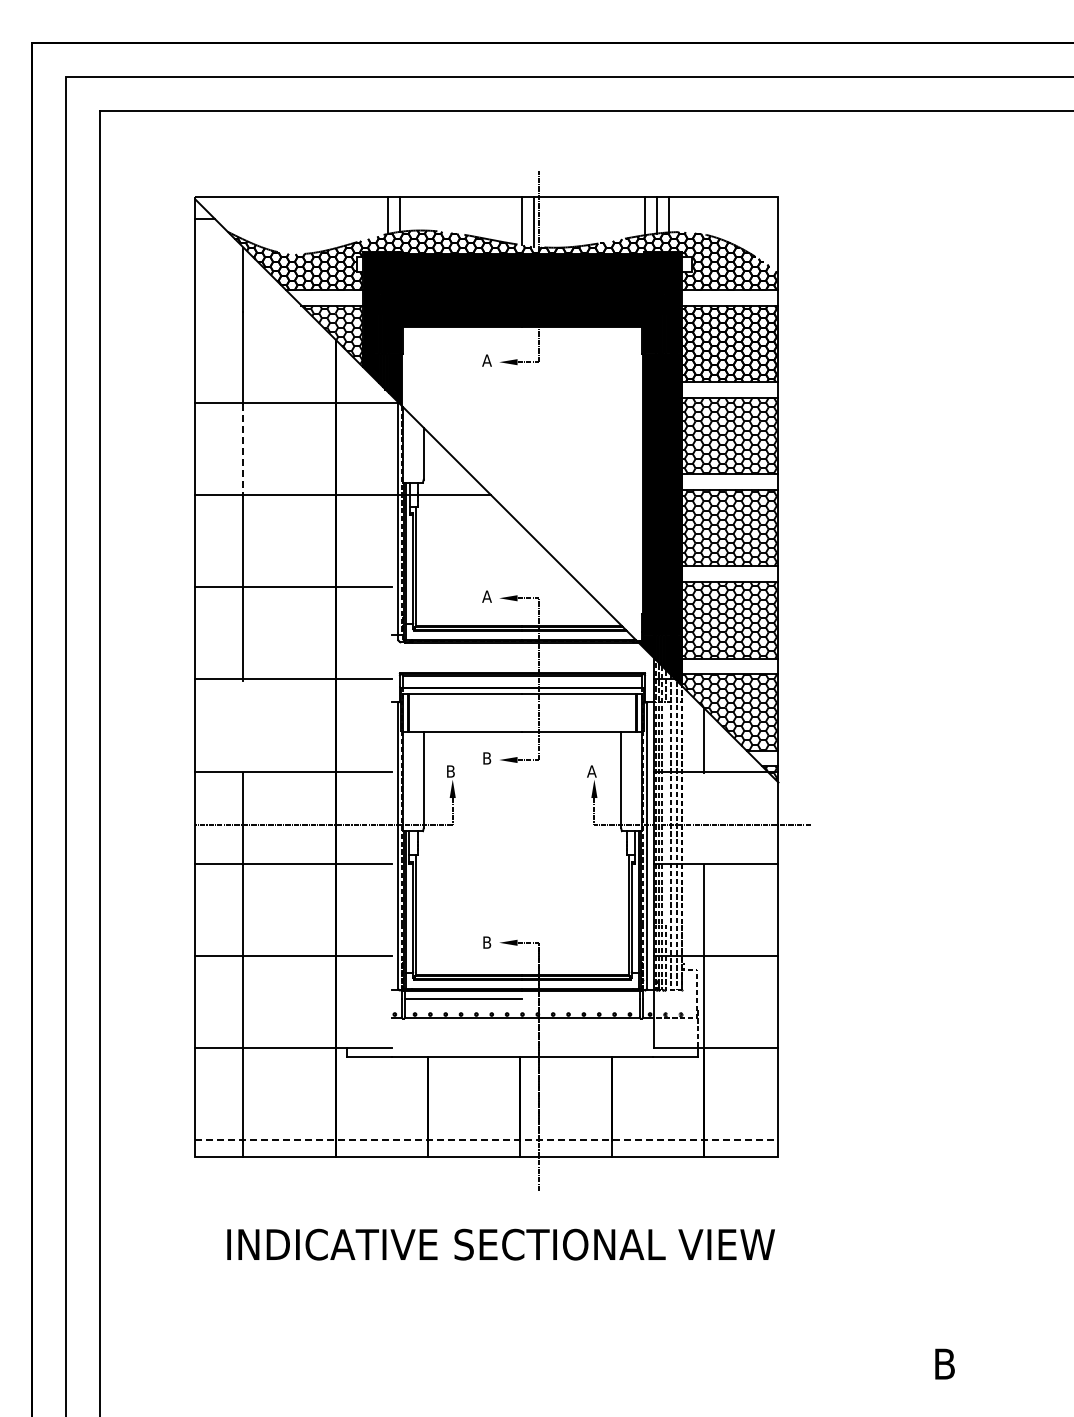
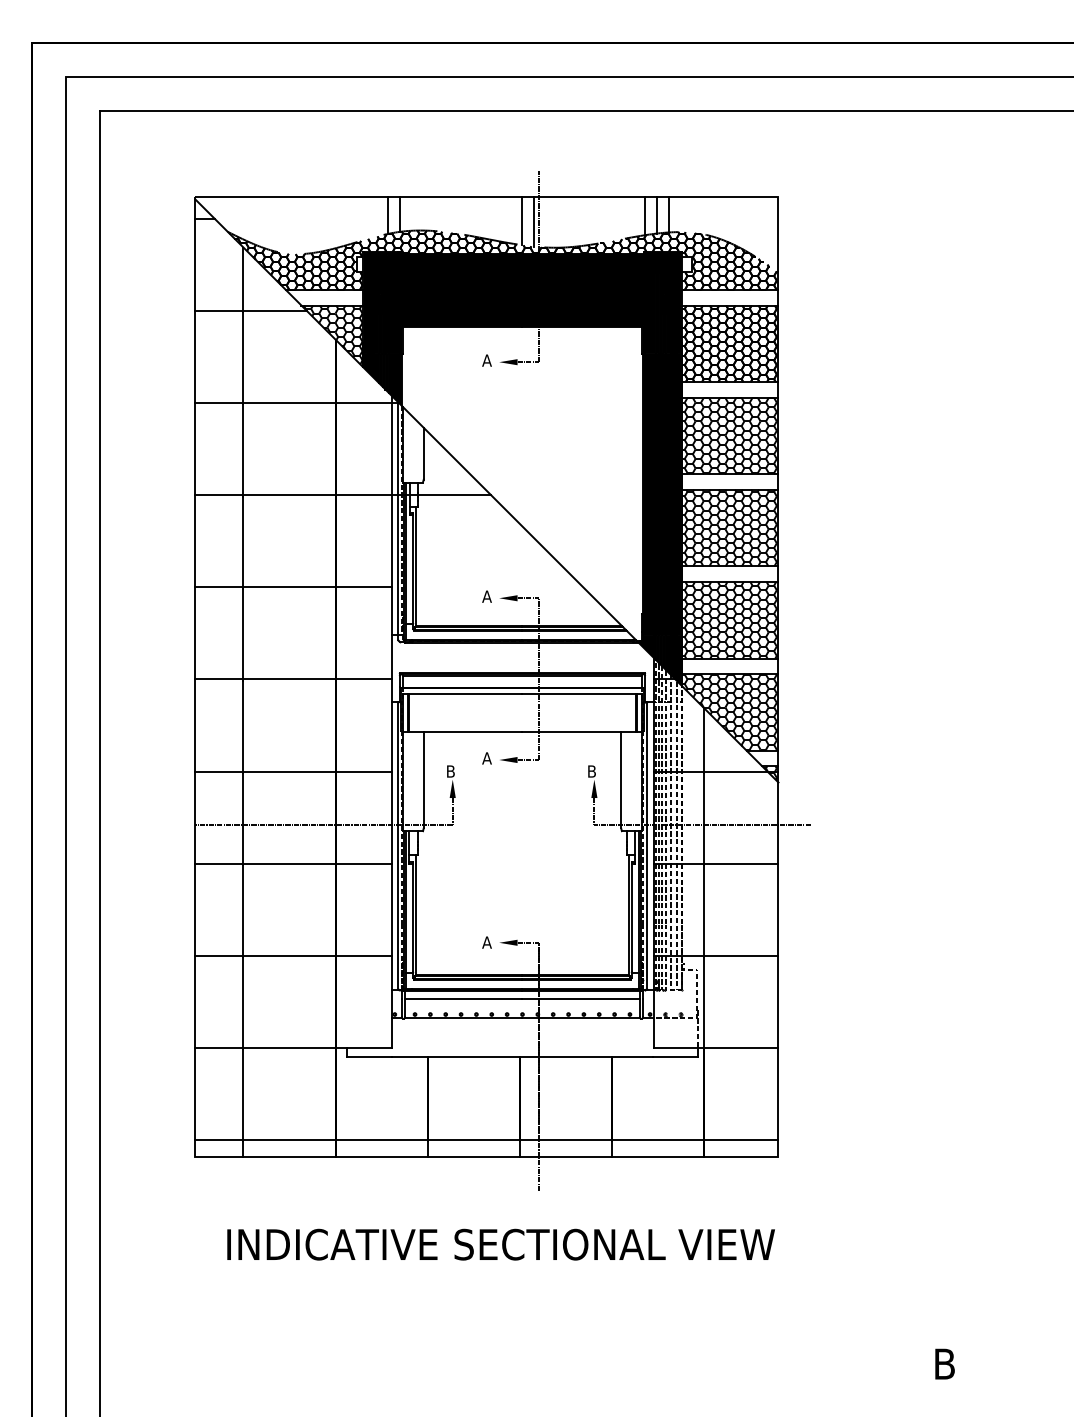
line: none -> present (250, 311)
line: dashed -> solid (243, 450)
line: none -> present (391, 721)
line: none -> present (243, 726)
text: B -> A (486, 758)
text: A -> B (591, 771)
line: none -> present (665, 813)
line: none -> present (704, 818)
text: B -> A (486, 942)
line: none -> present (581, 998)
line: dashed -> solid (486, 1140)
